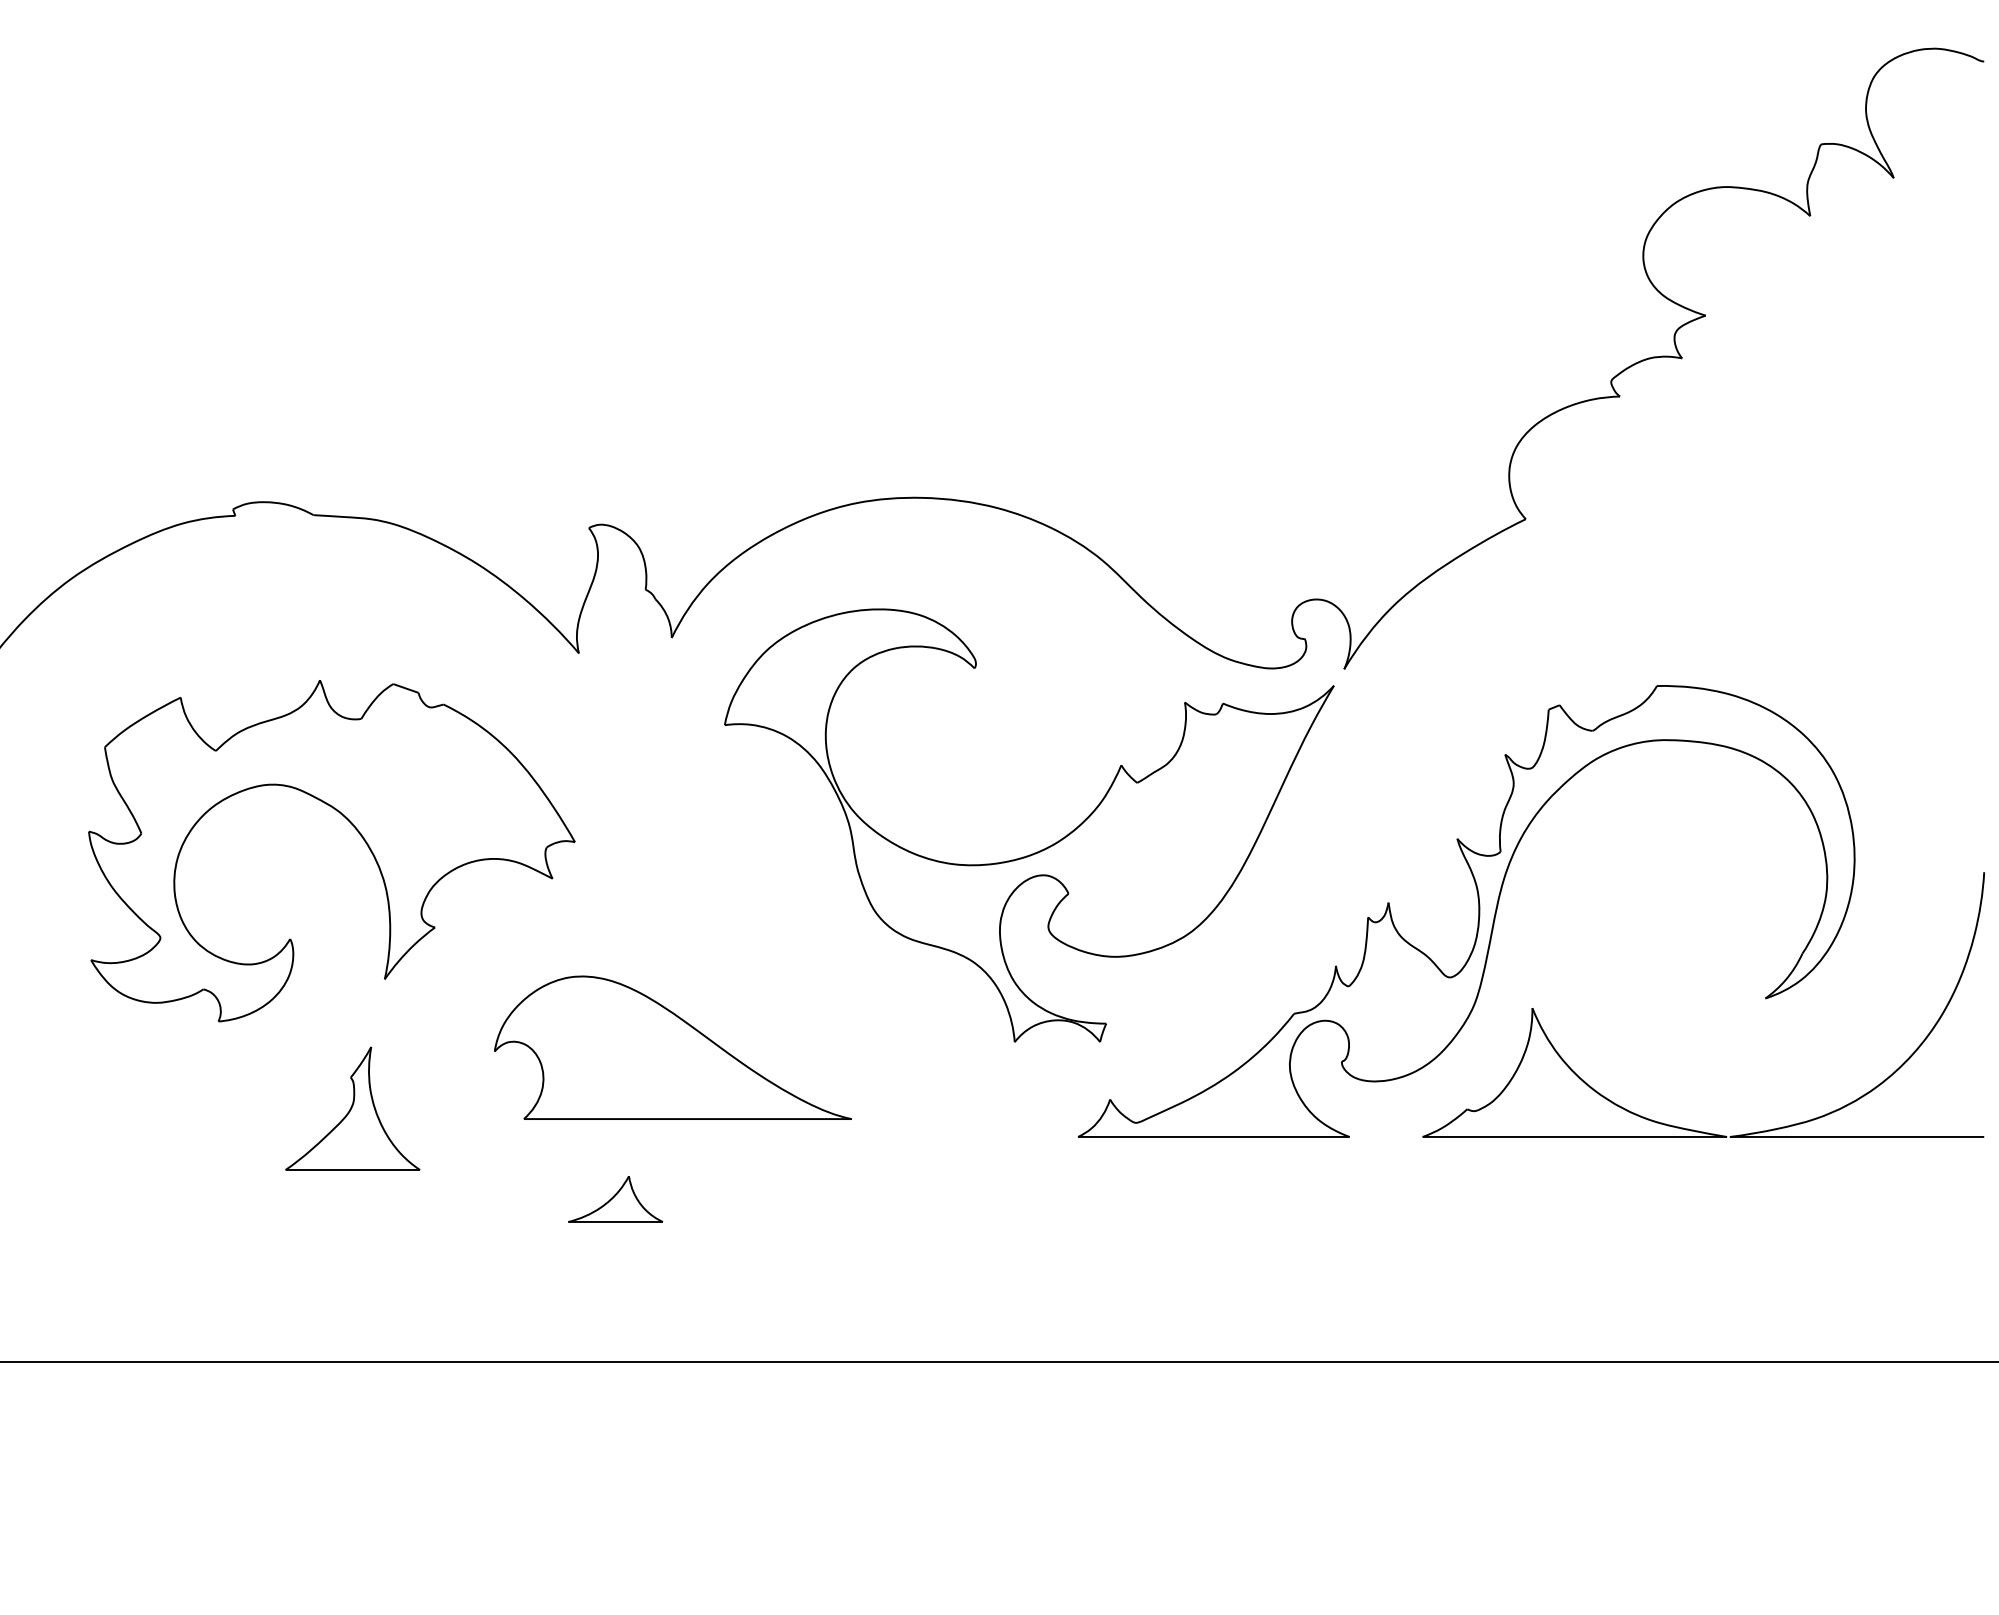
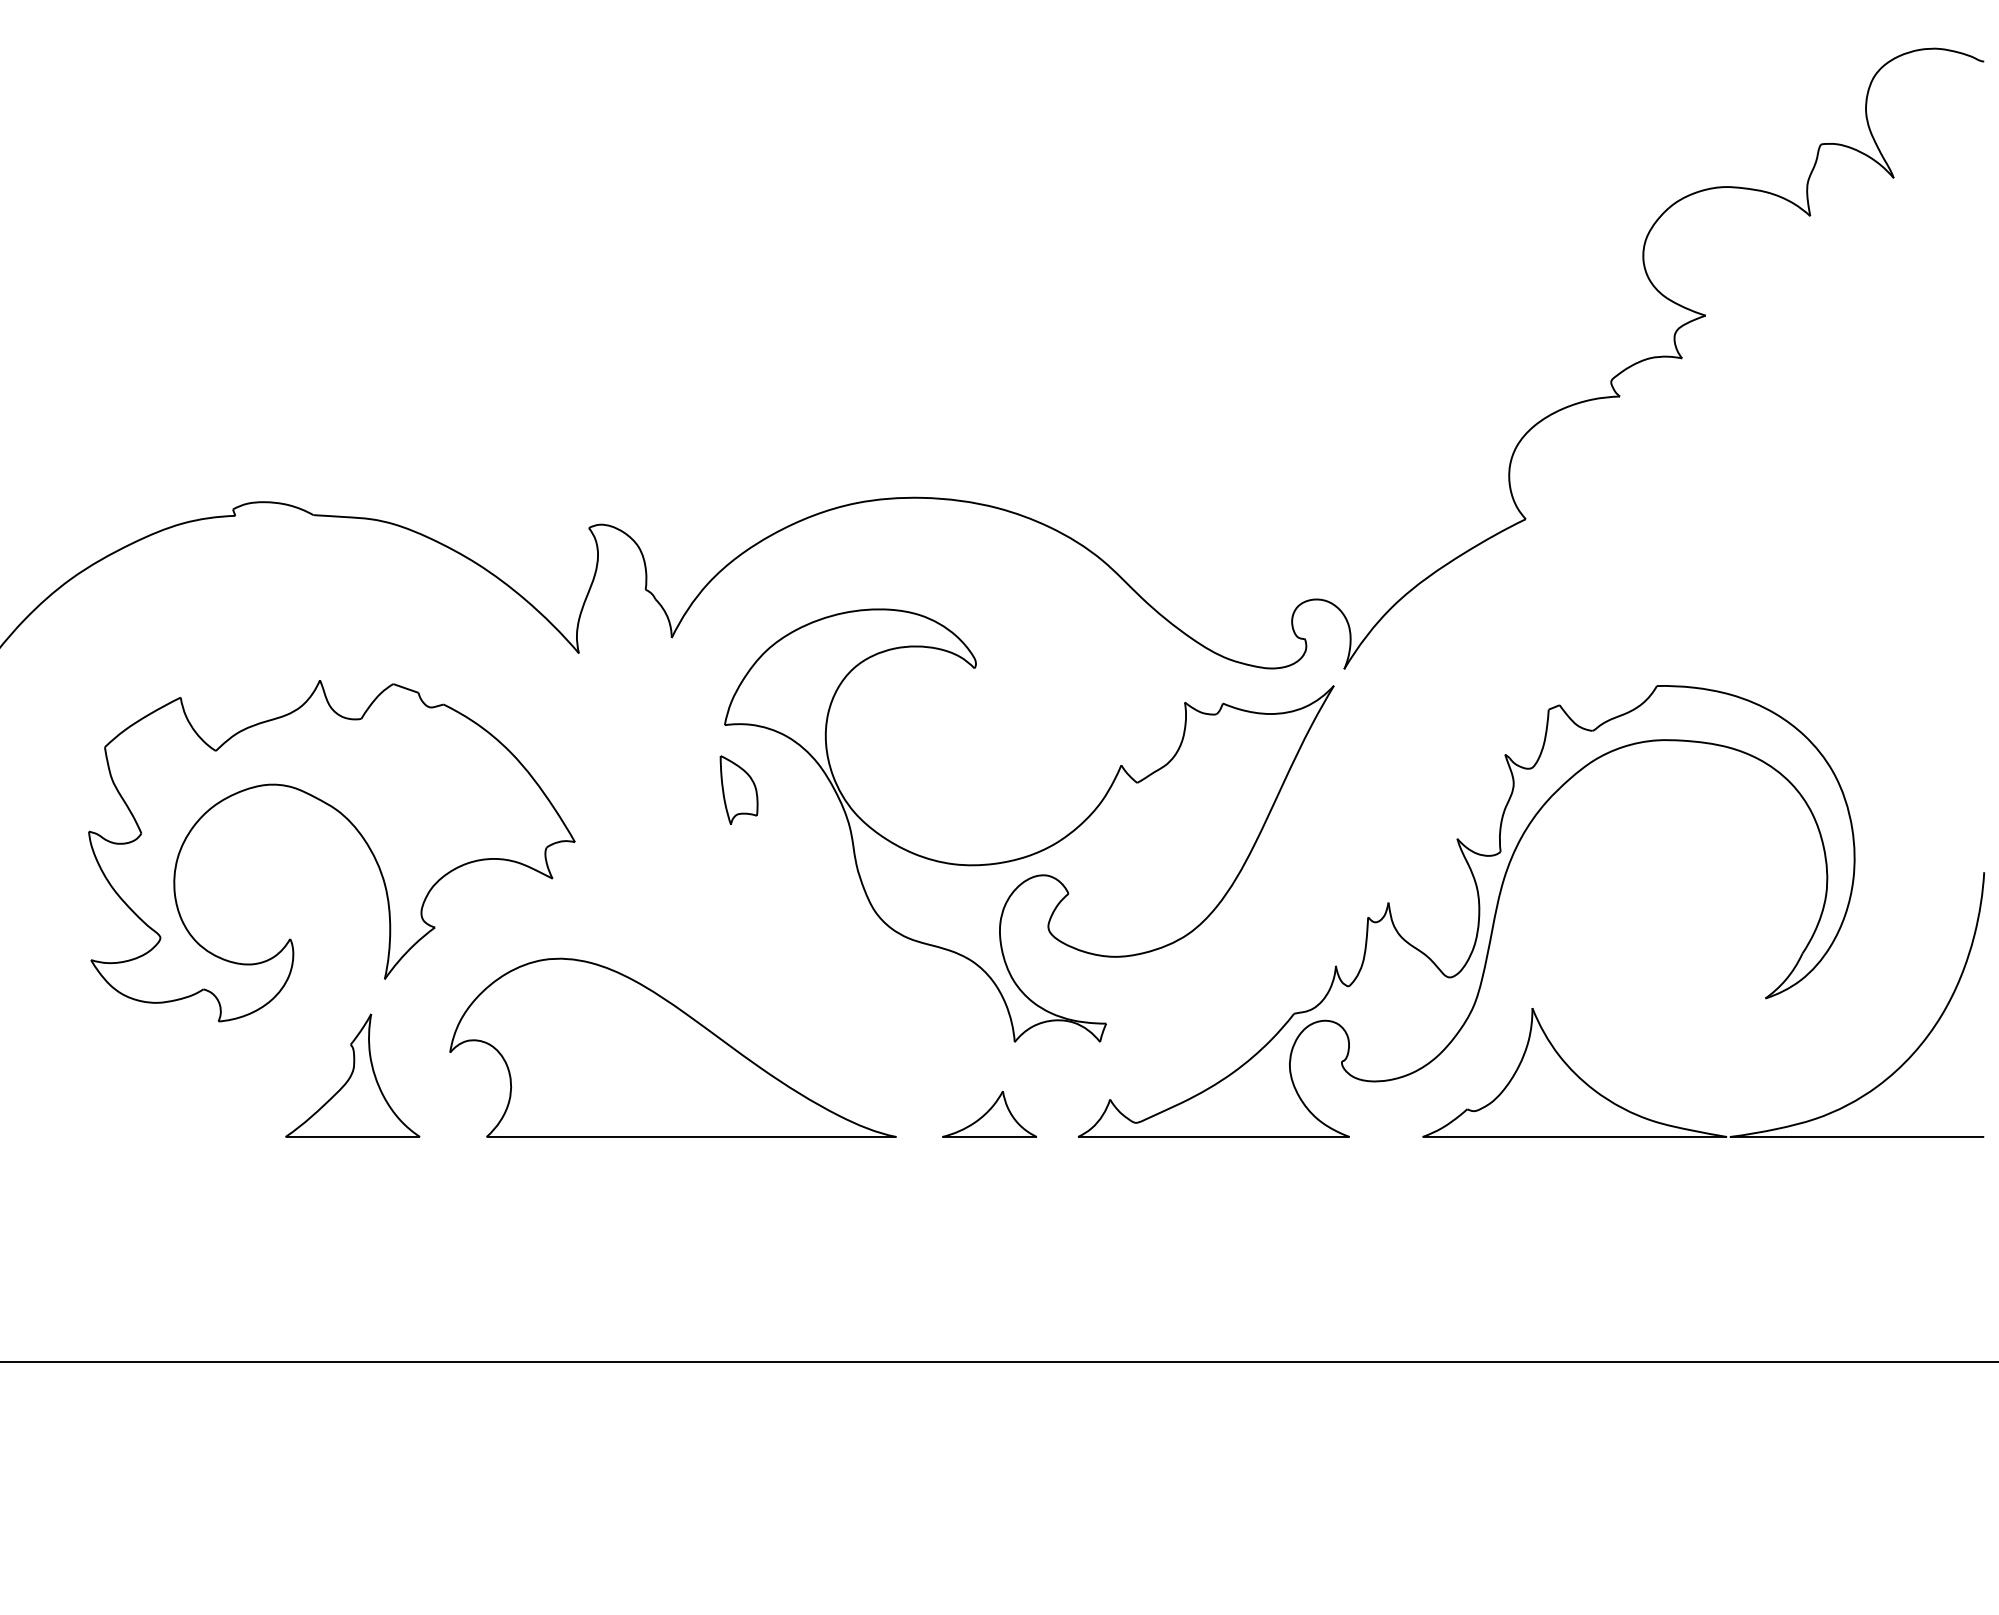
part: none -> present (738, 789)
part size: 358x145 px -> 448x181 px (672, 1047)
part position: (352, 1108) -> (352, 1075) (352, 1075)
part position: (615, 1199) -> (989, 1114) (989, 1114)
